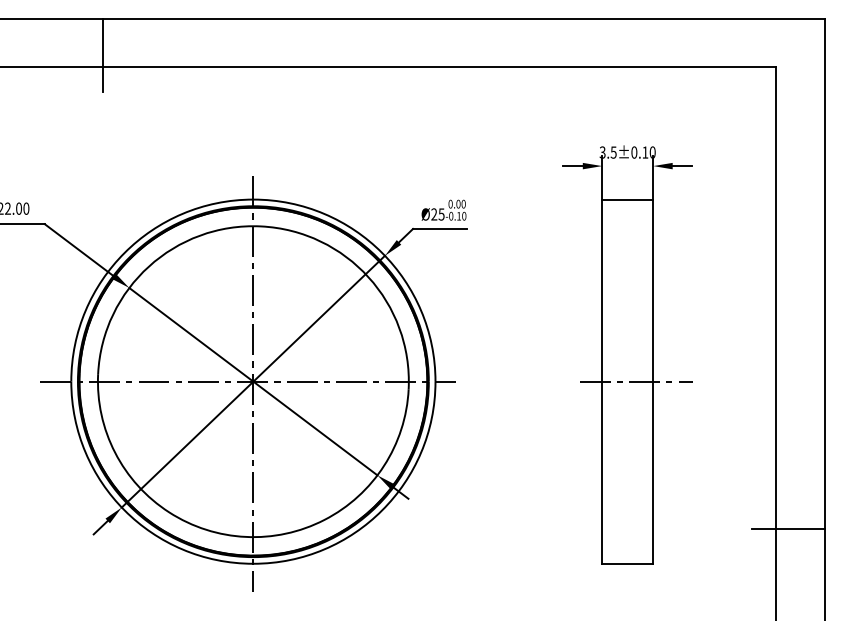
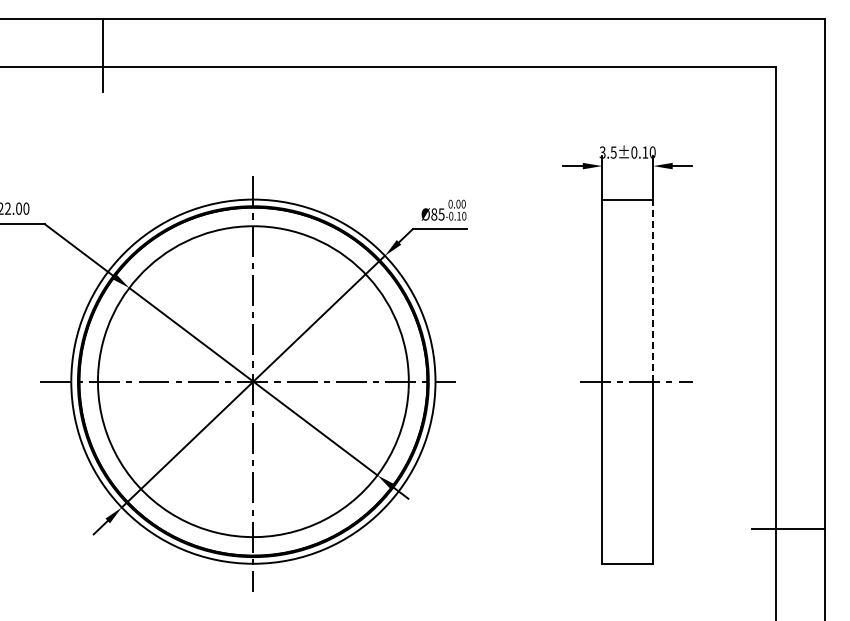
text: Ø25 -> Ø85 (434, 214)
line: solid -> dashed (653, 290)
